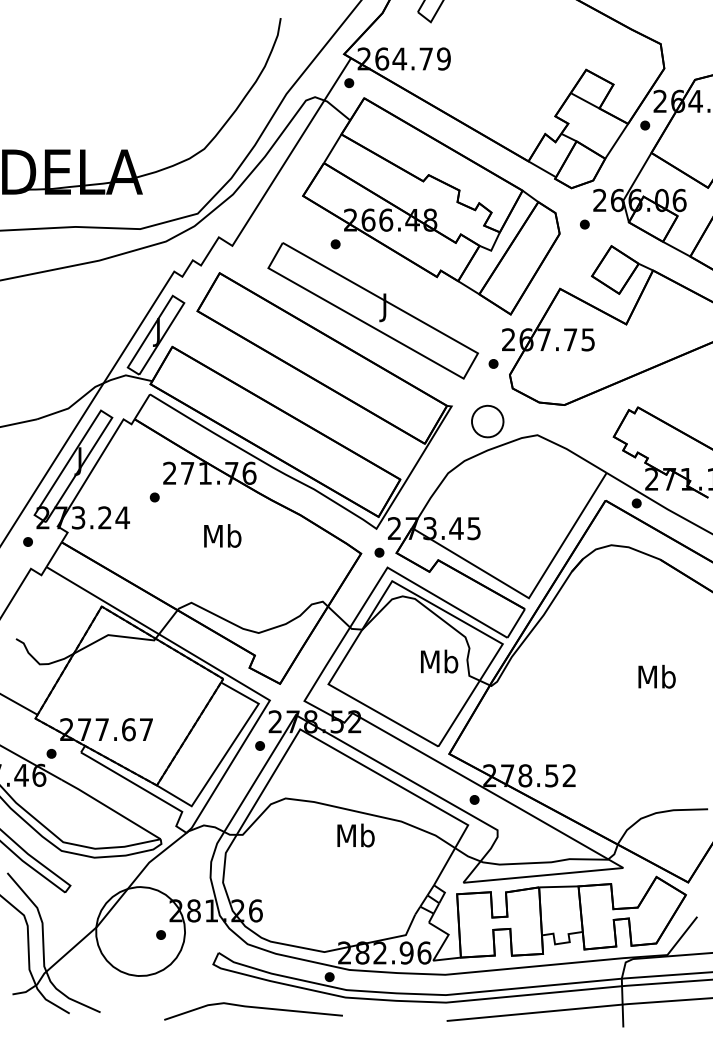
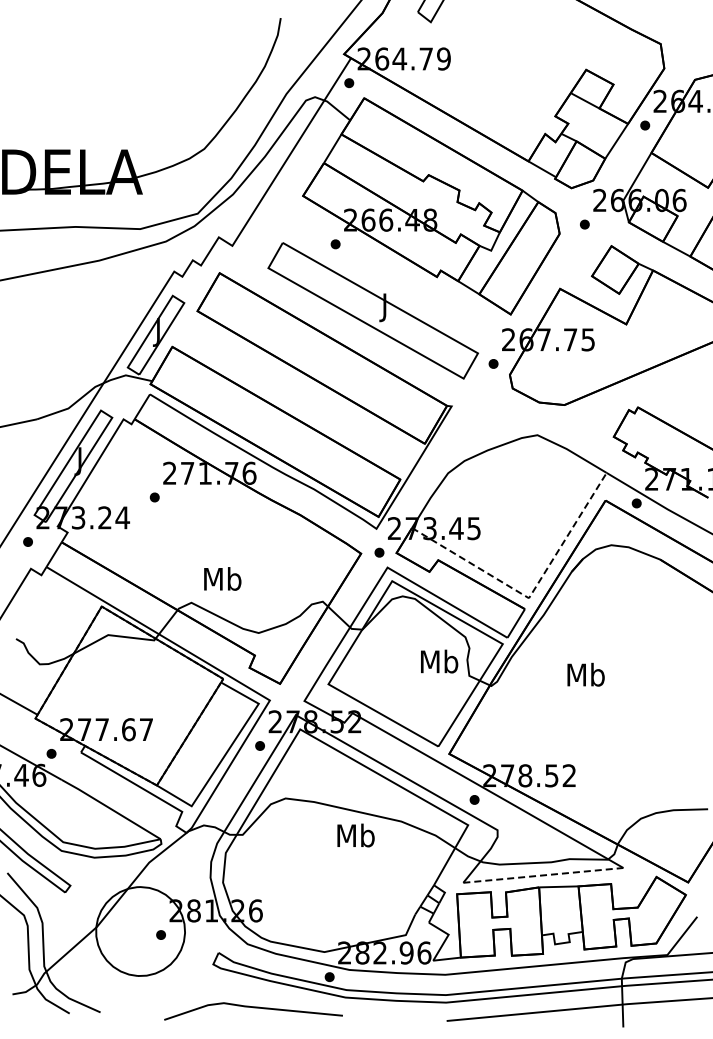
part: present -> none (487, 421)
text position: (222, 535) -> (222, 578) (222, 578)
line: solid -> dashed (531, 594)
text position: (656, 676) -> (585, 674) (585, 674)
line: solid -> dashed (543, 875)
